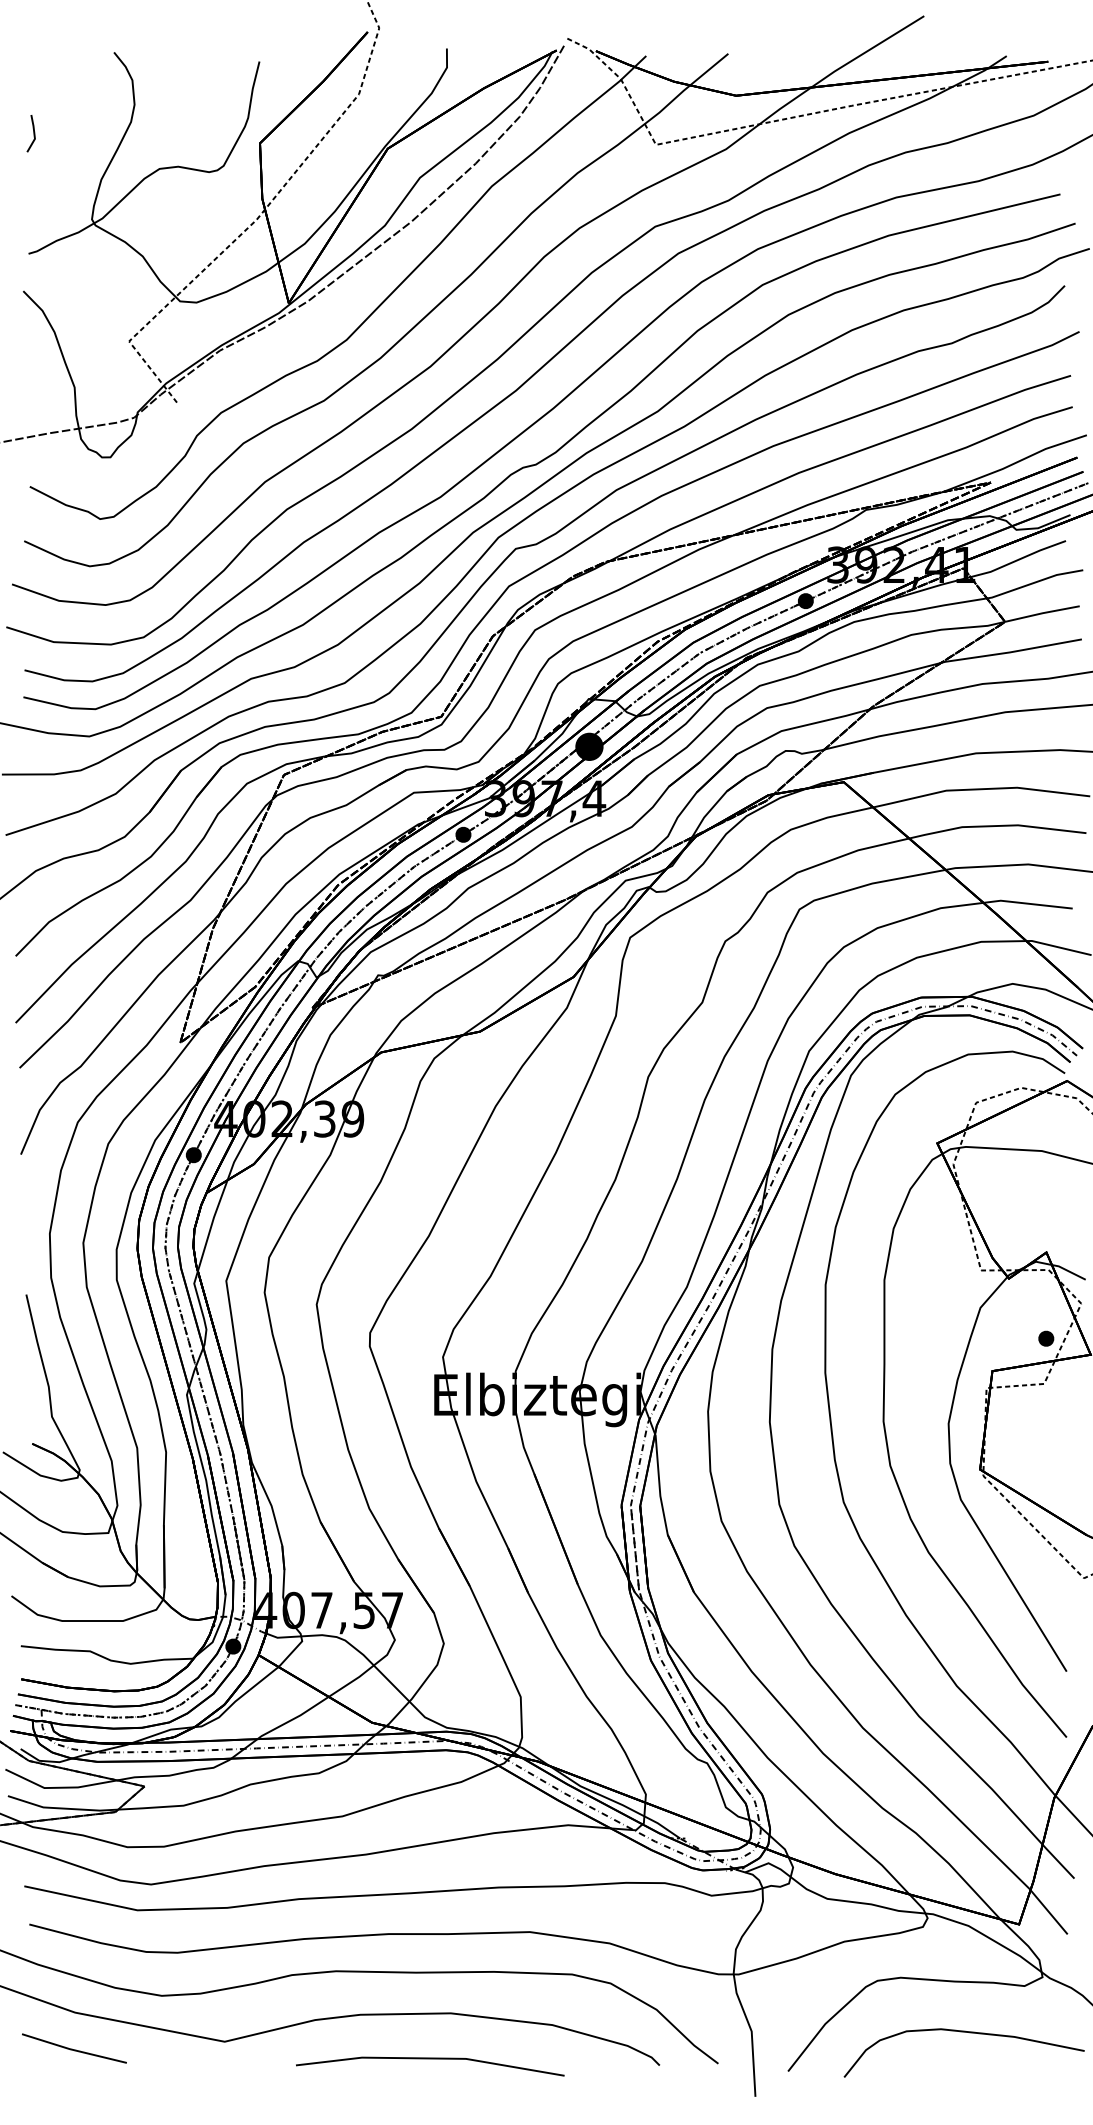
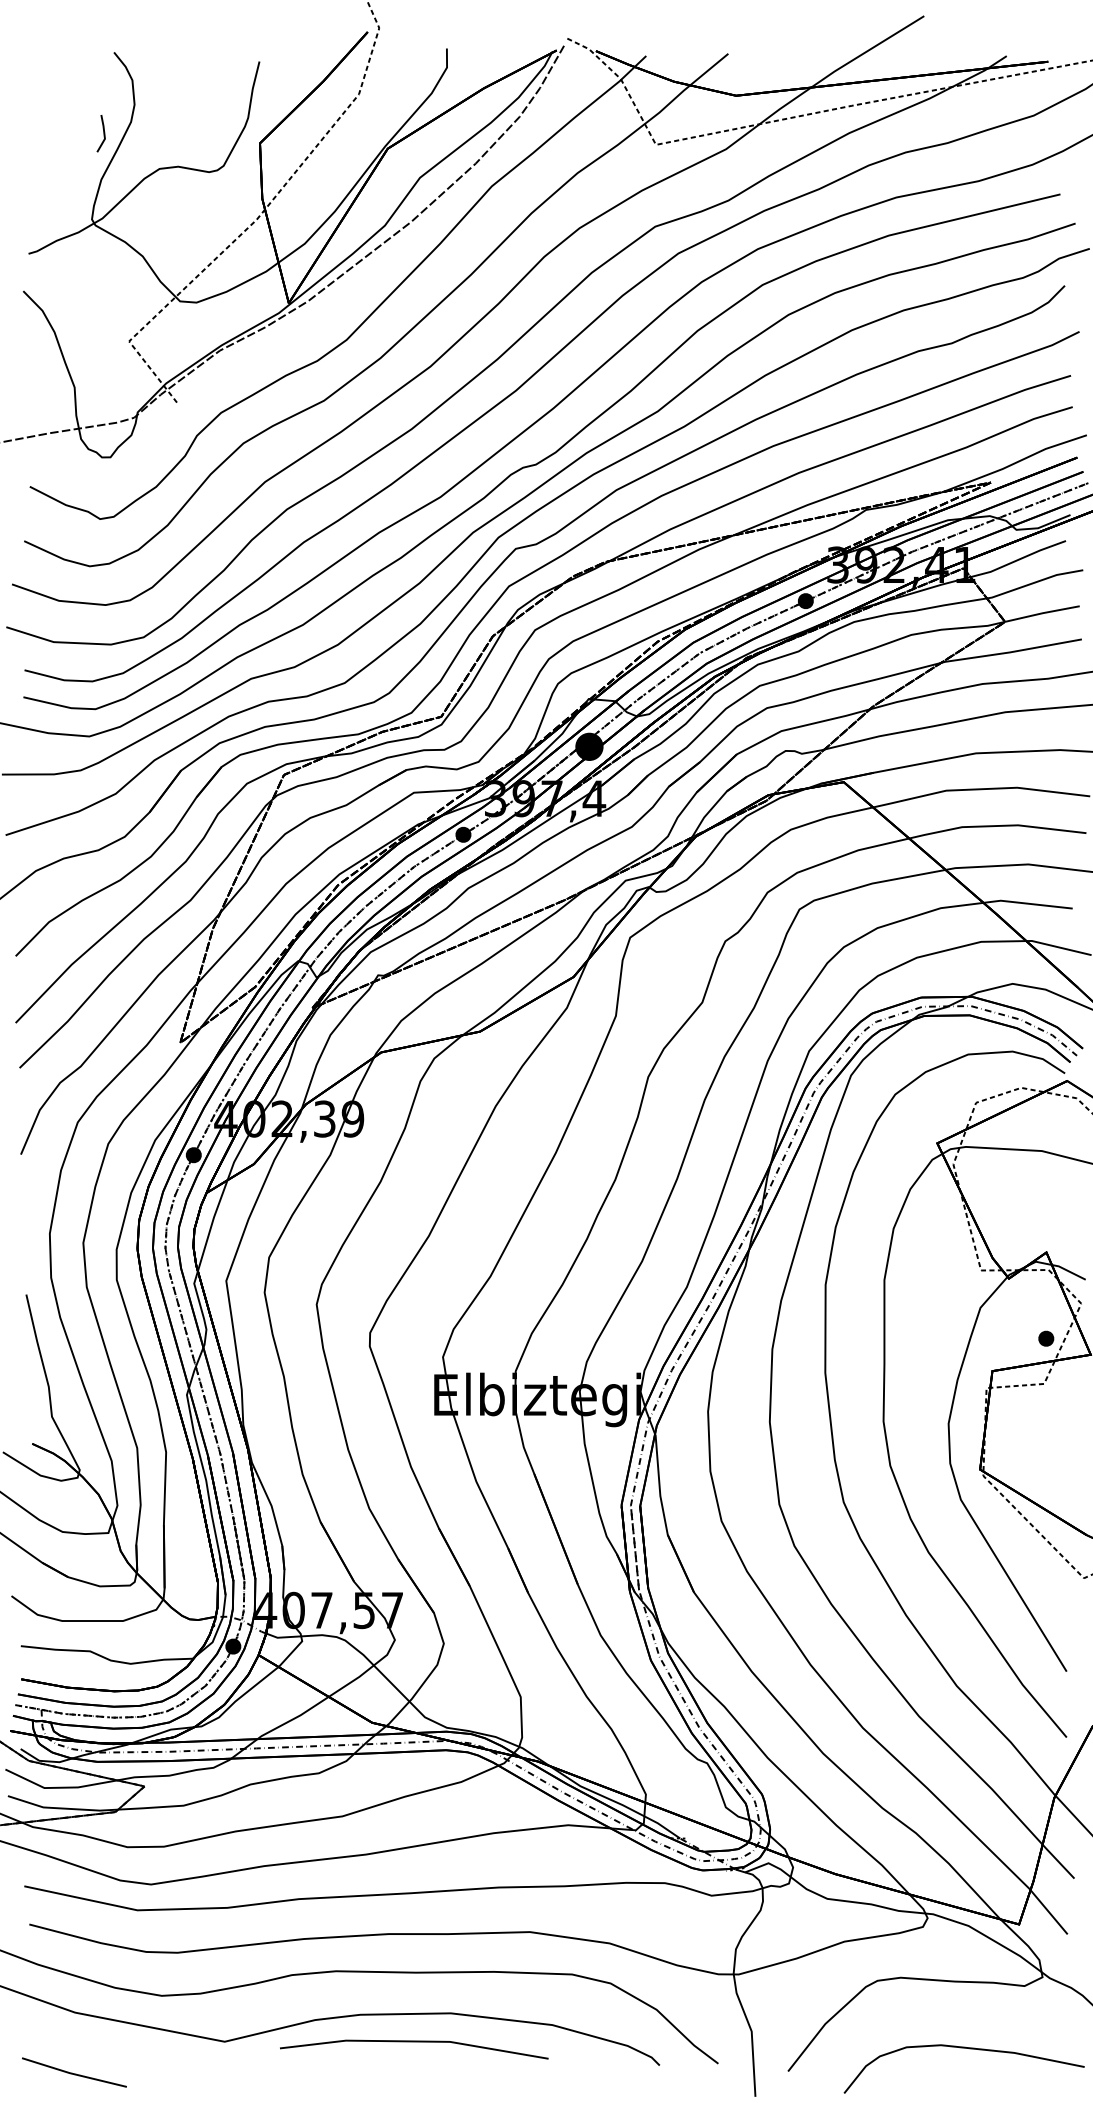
line position: (33, 133) -> (103, 133) (103, 133)
curve position: (969, 2033) -> (969, 2049) (969, 2049)
line position: (74, 2049) -> (74, 2073) (74, 2073)
line position: (430, 2059) -> (414, 2042) (414, 2042)
